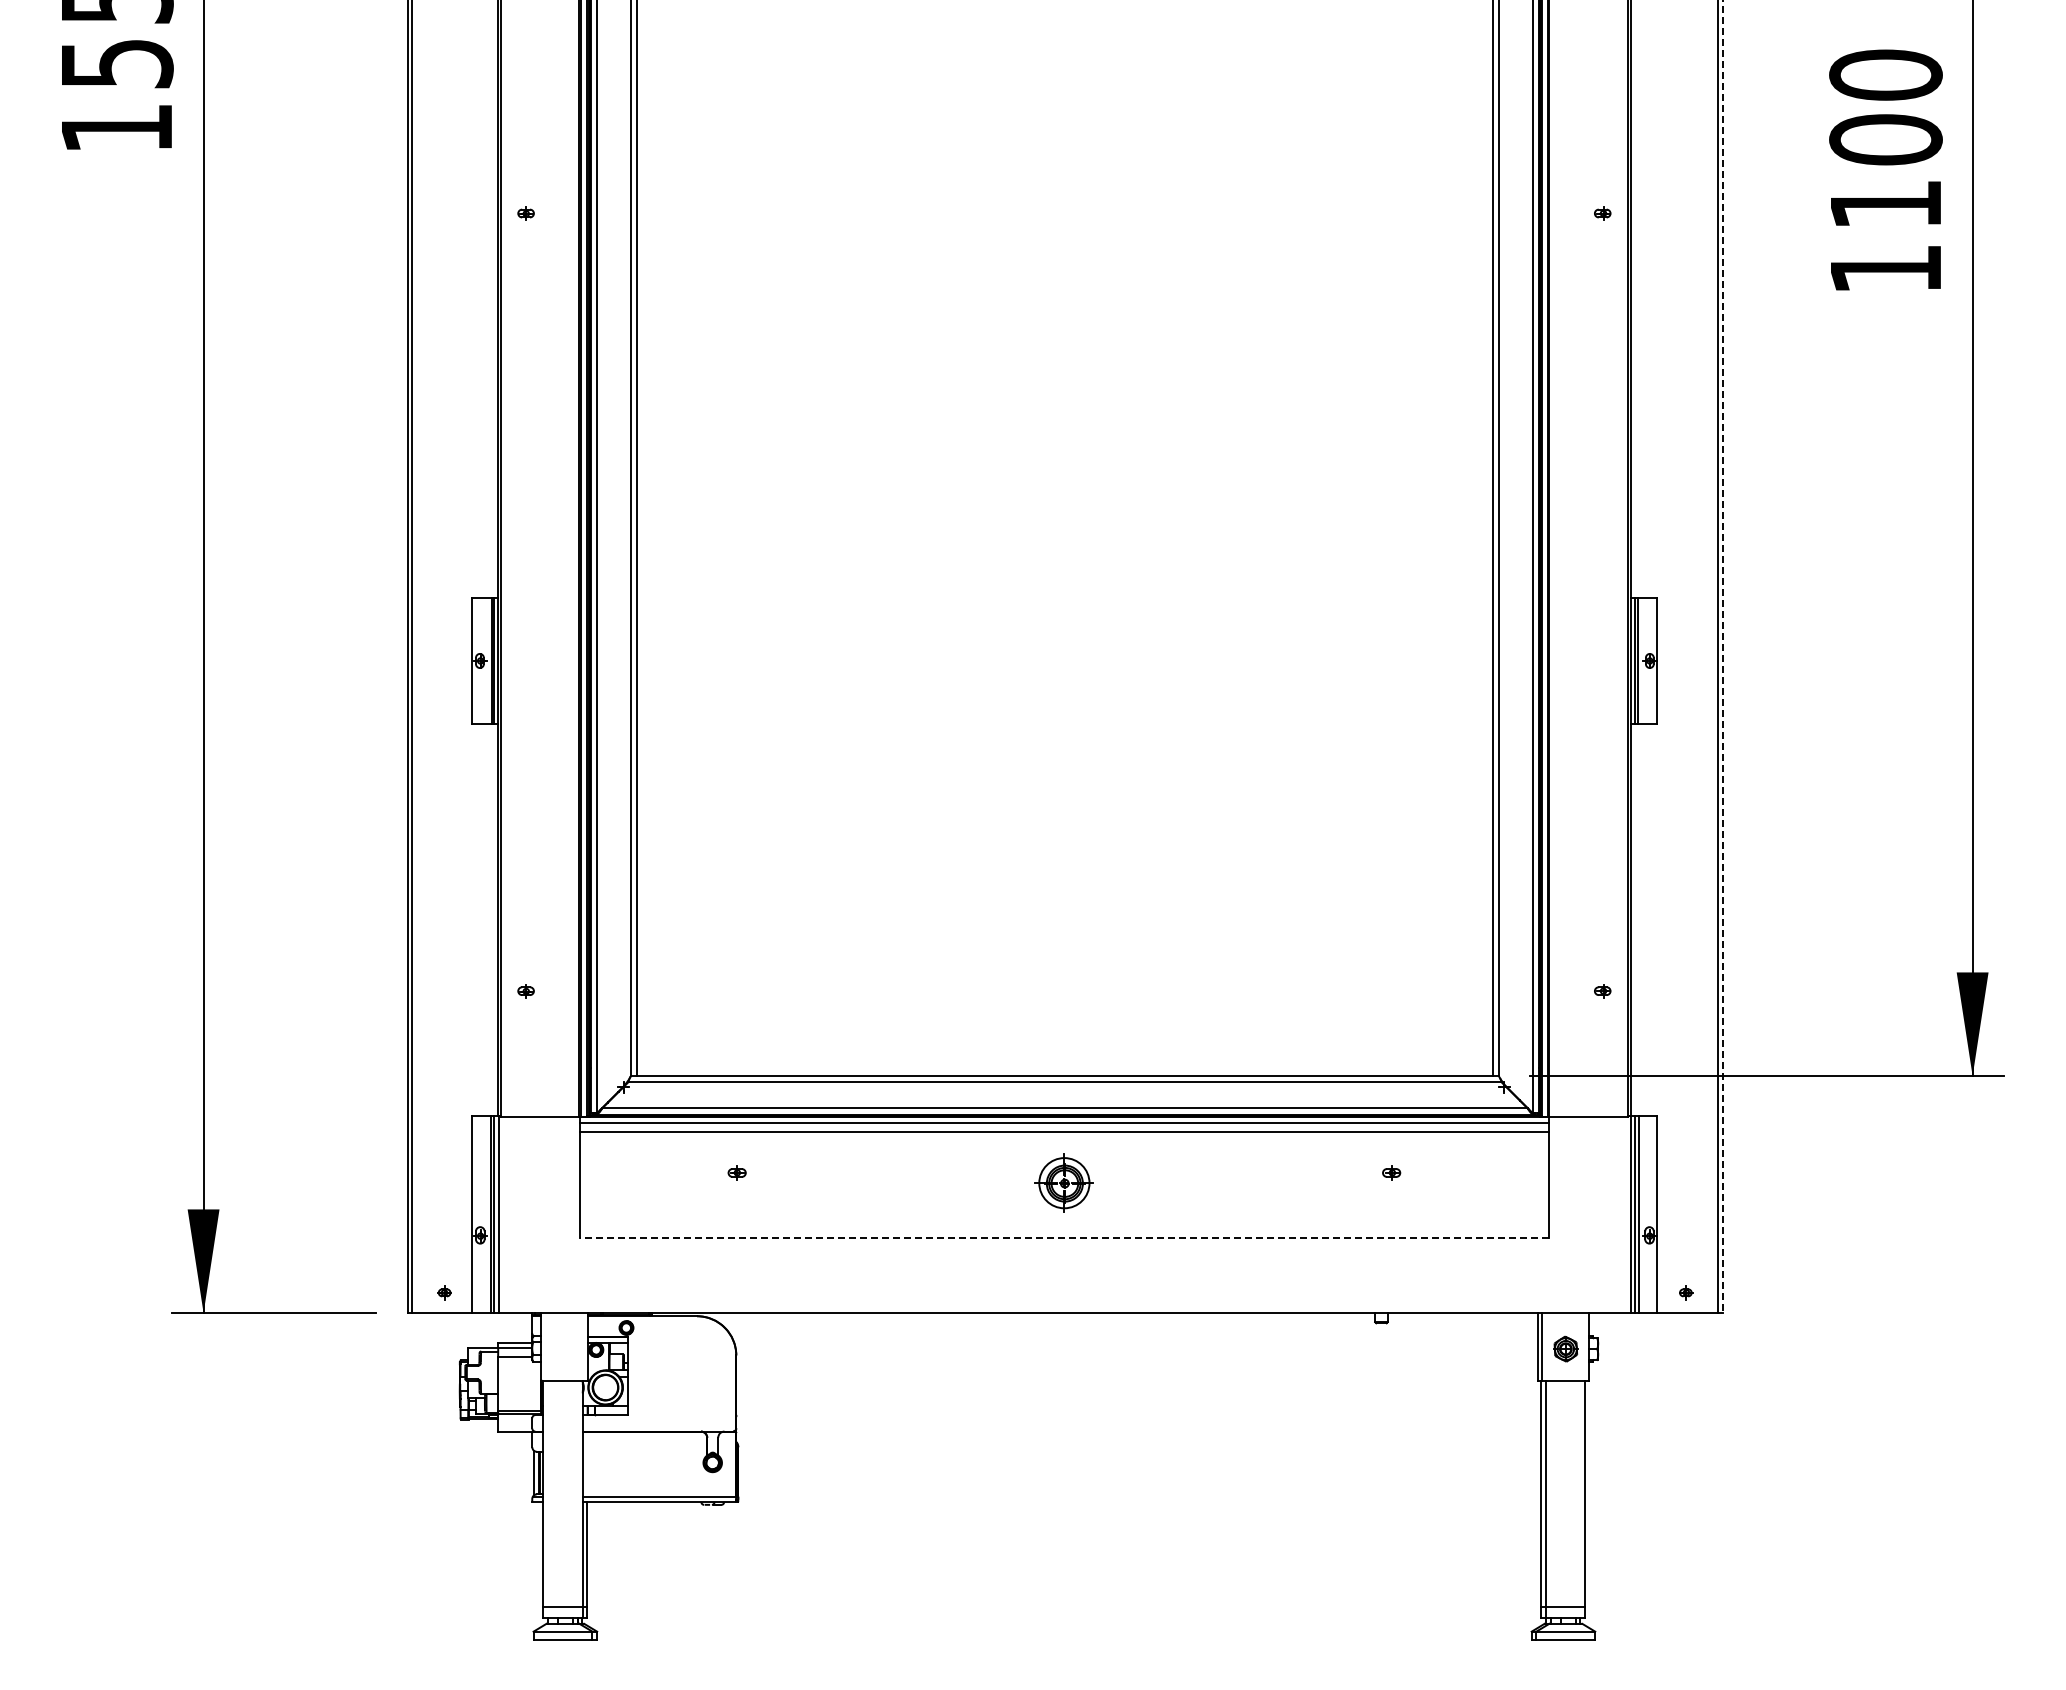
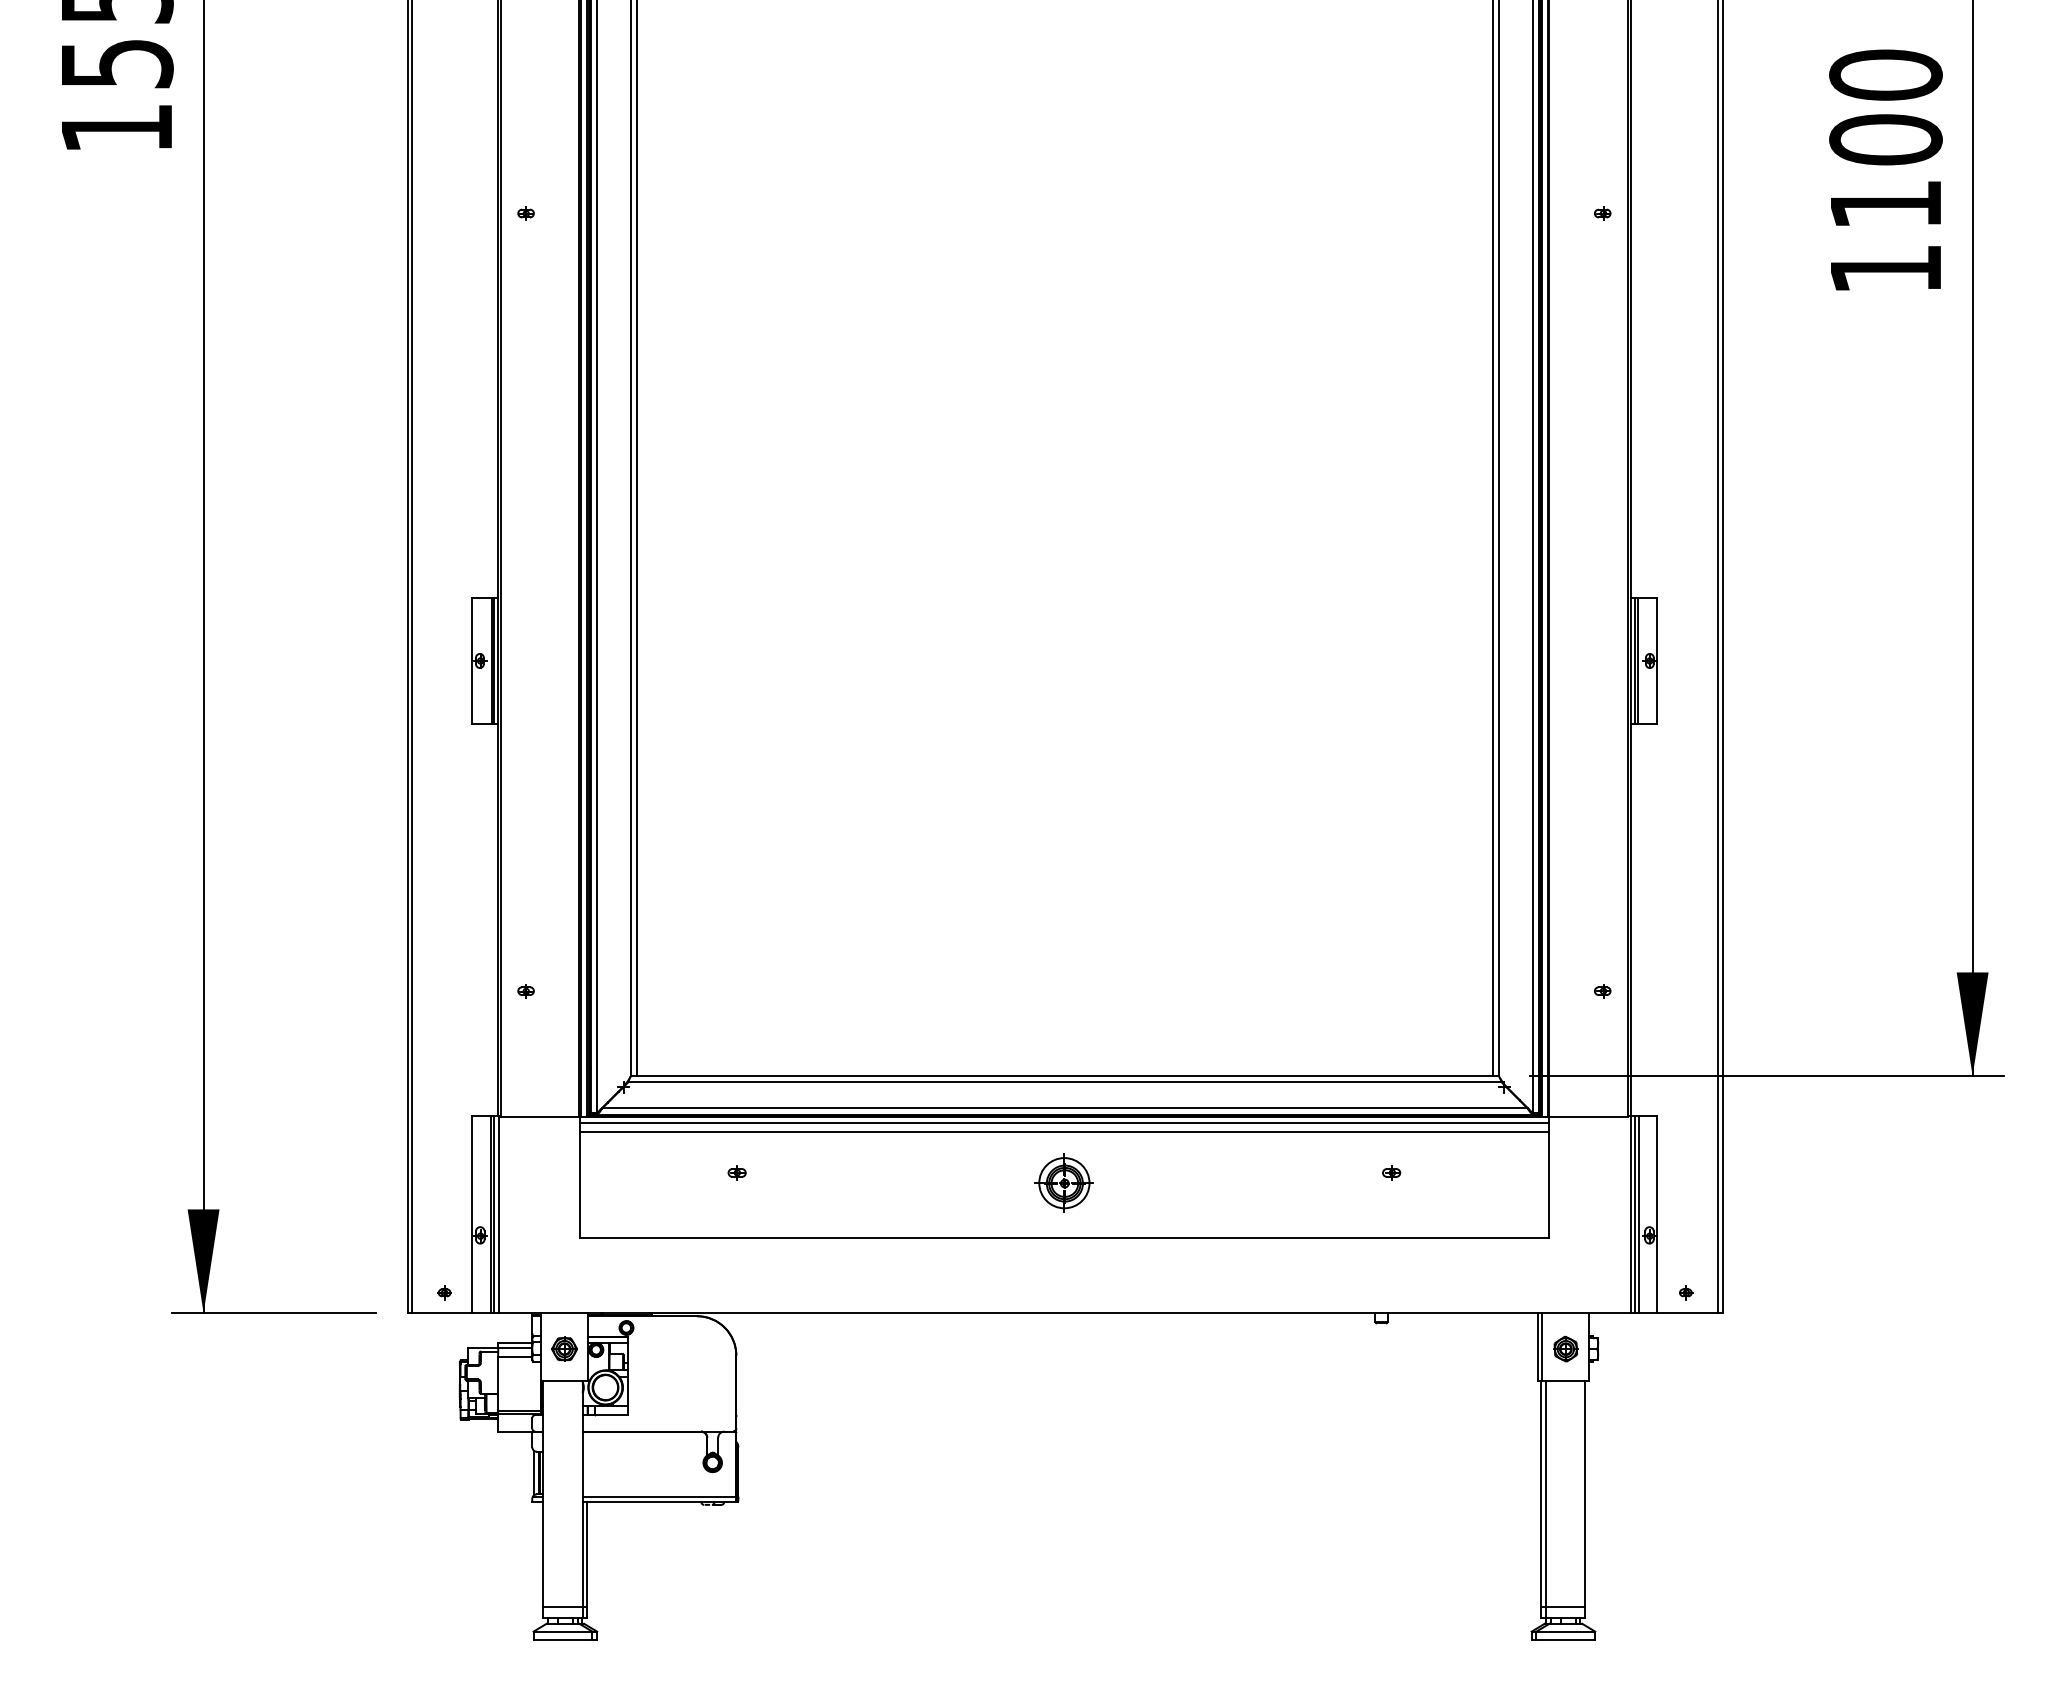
line: dashed -> solid (1722, 657)
line: dashed -> solid (1063, 1238)
part: none -> present (564, 1348)
